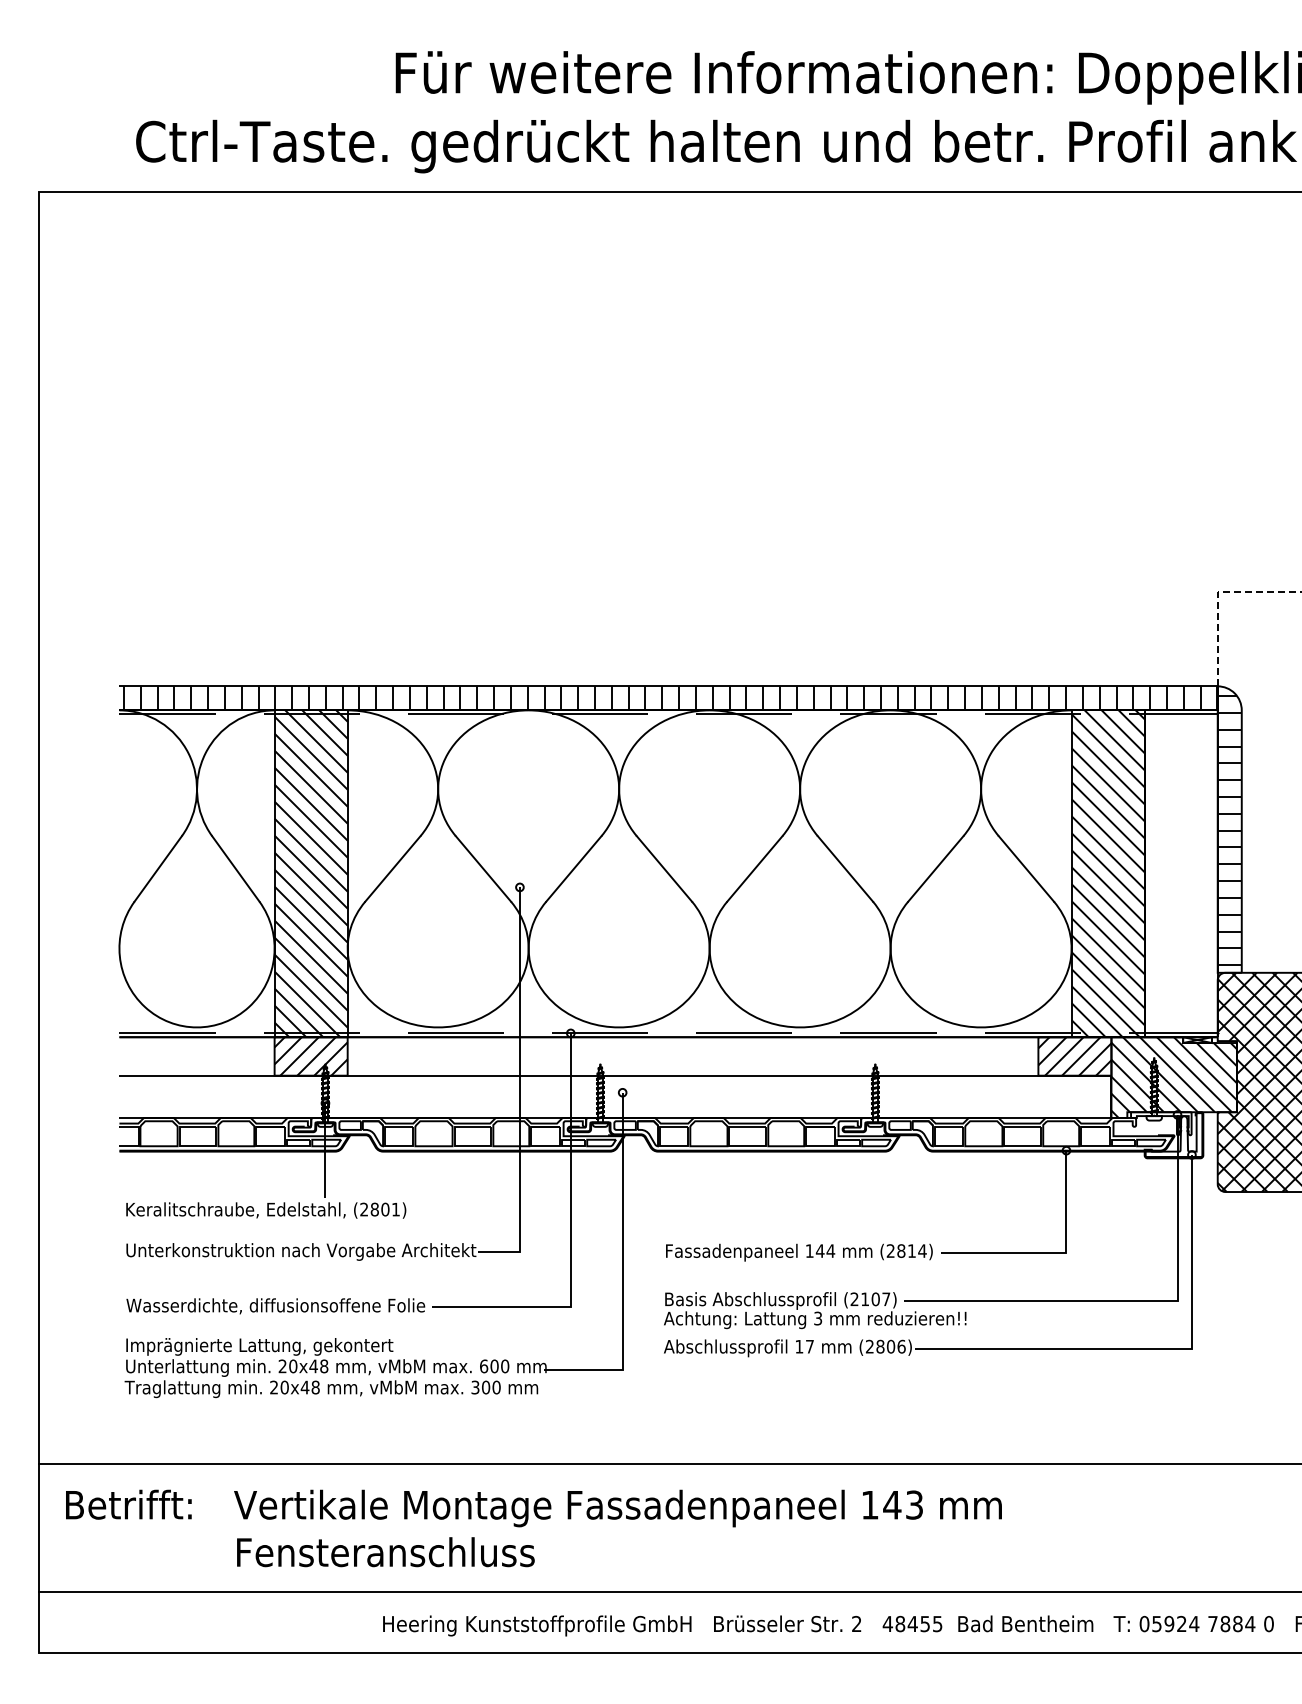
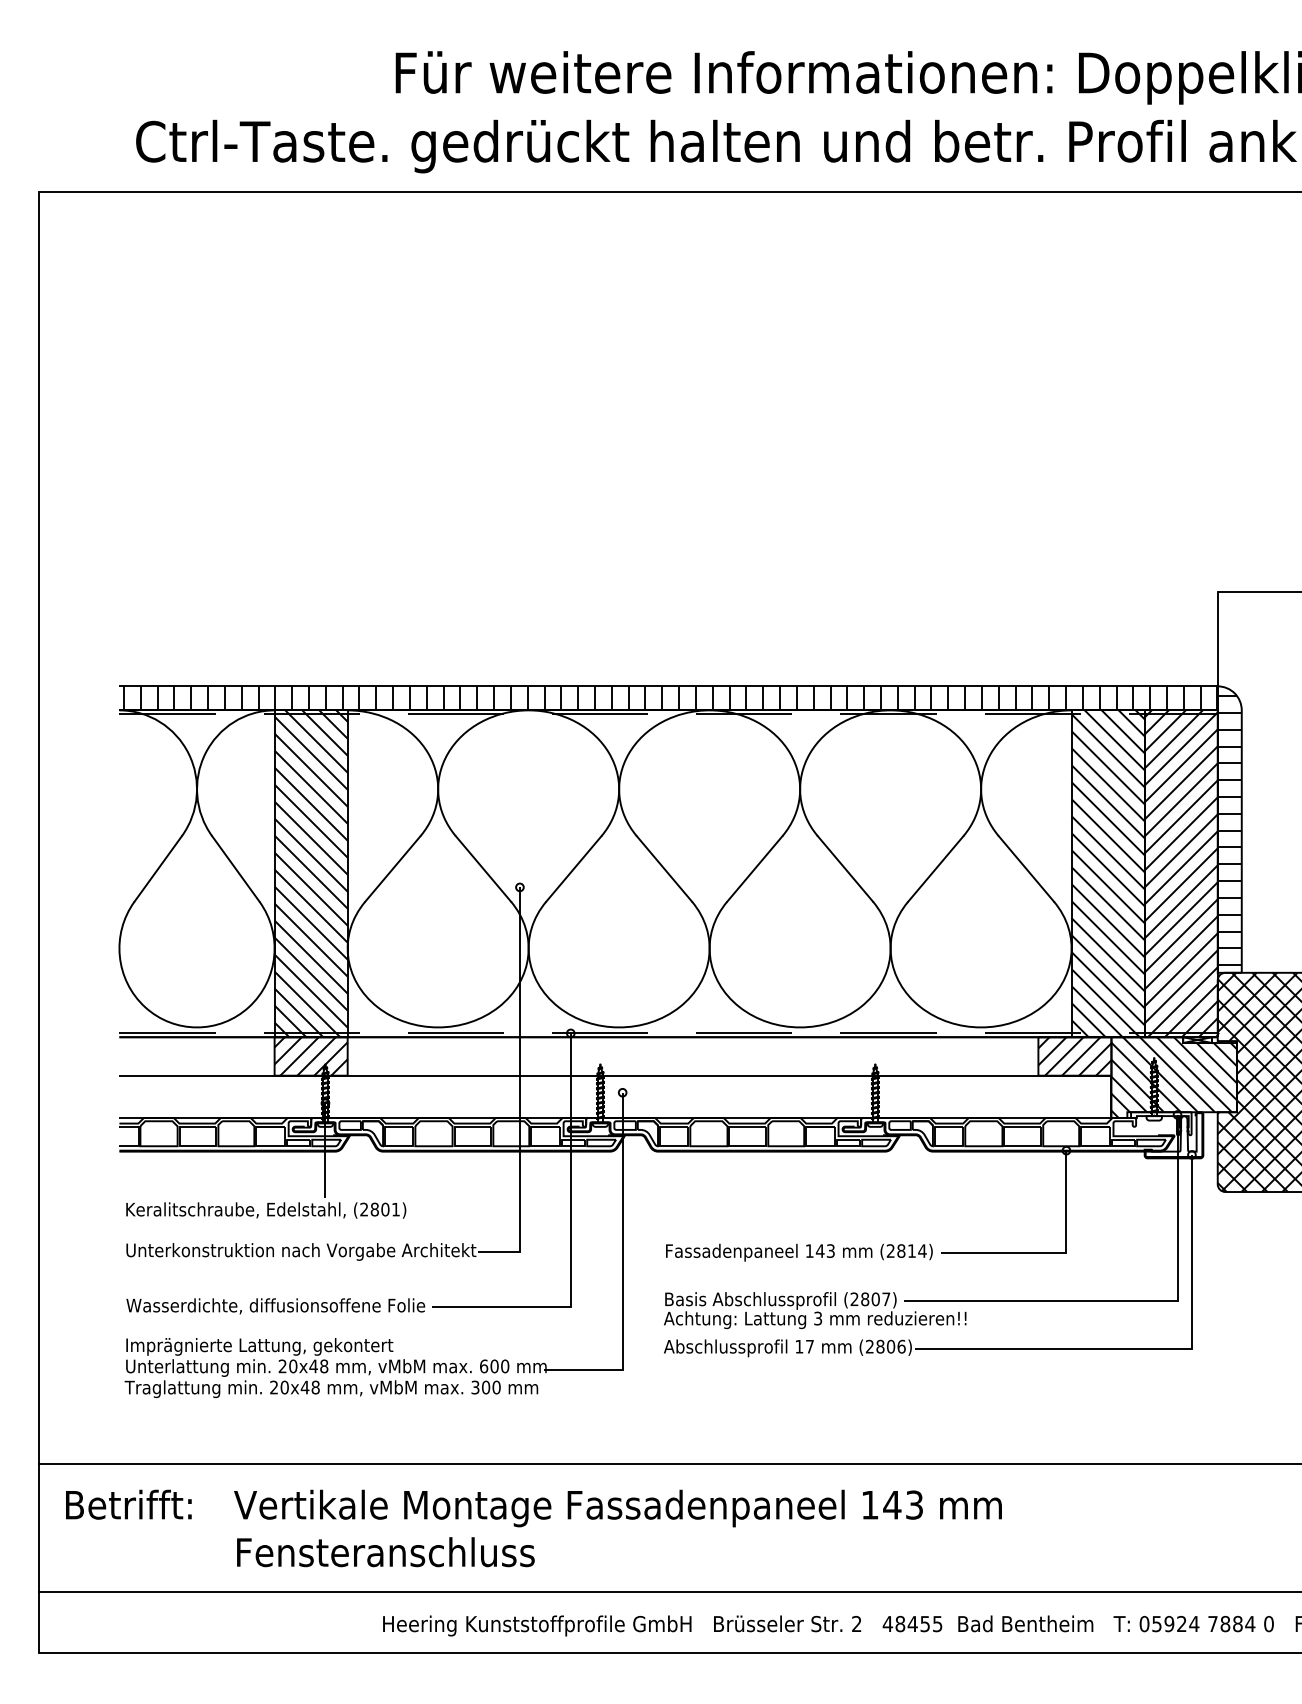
line: dashed -> solid (1217, 597)
hatch: none -> present (1180, 873)
text: 144 -> 143 (830, 1250)
text: (2107) -> (2807) (865, 1299)
